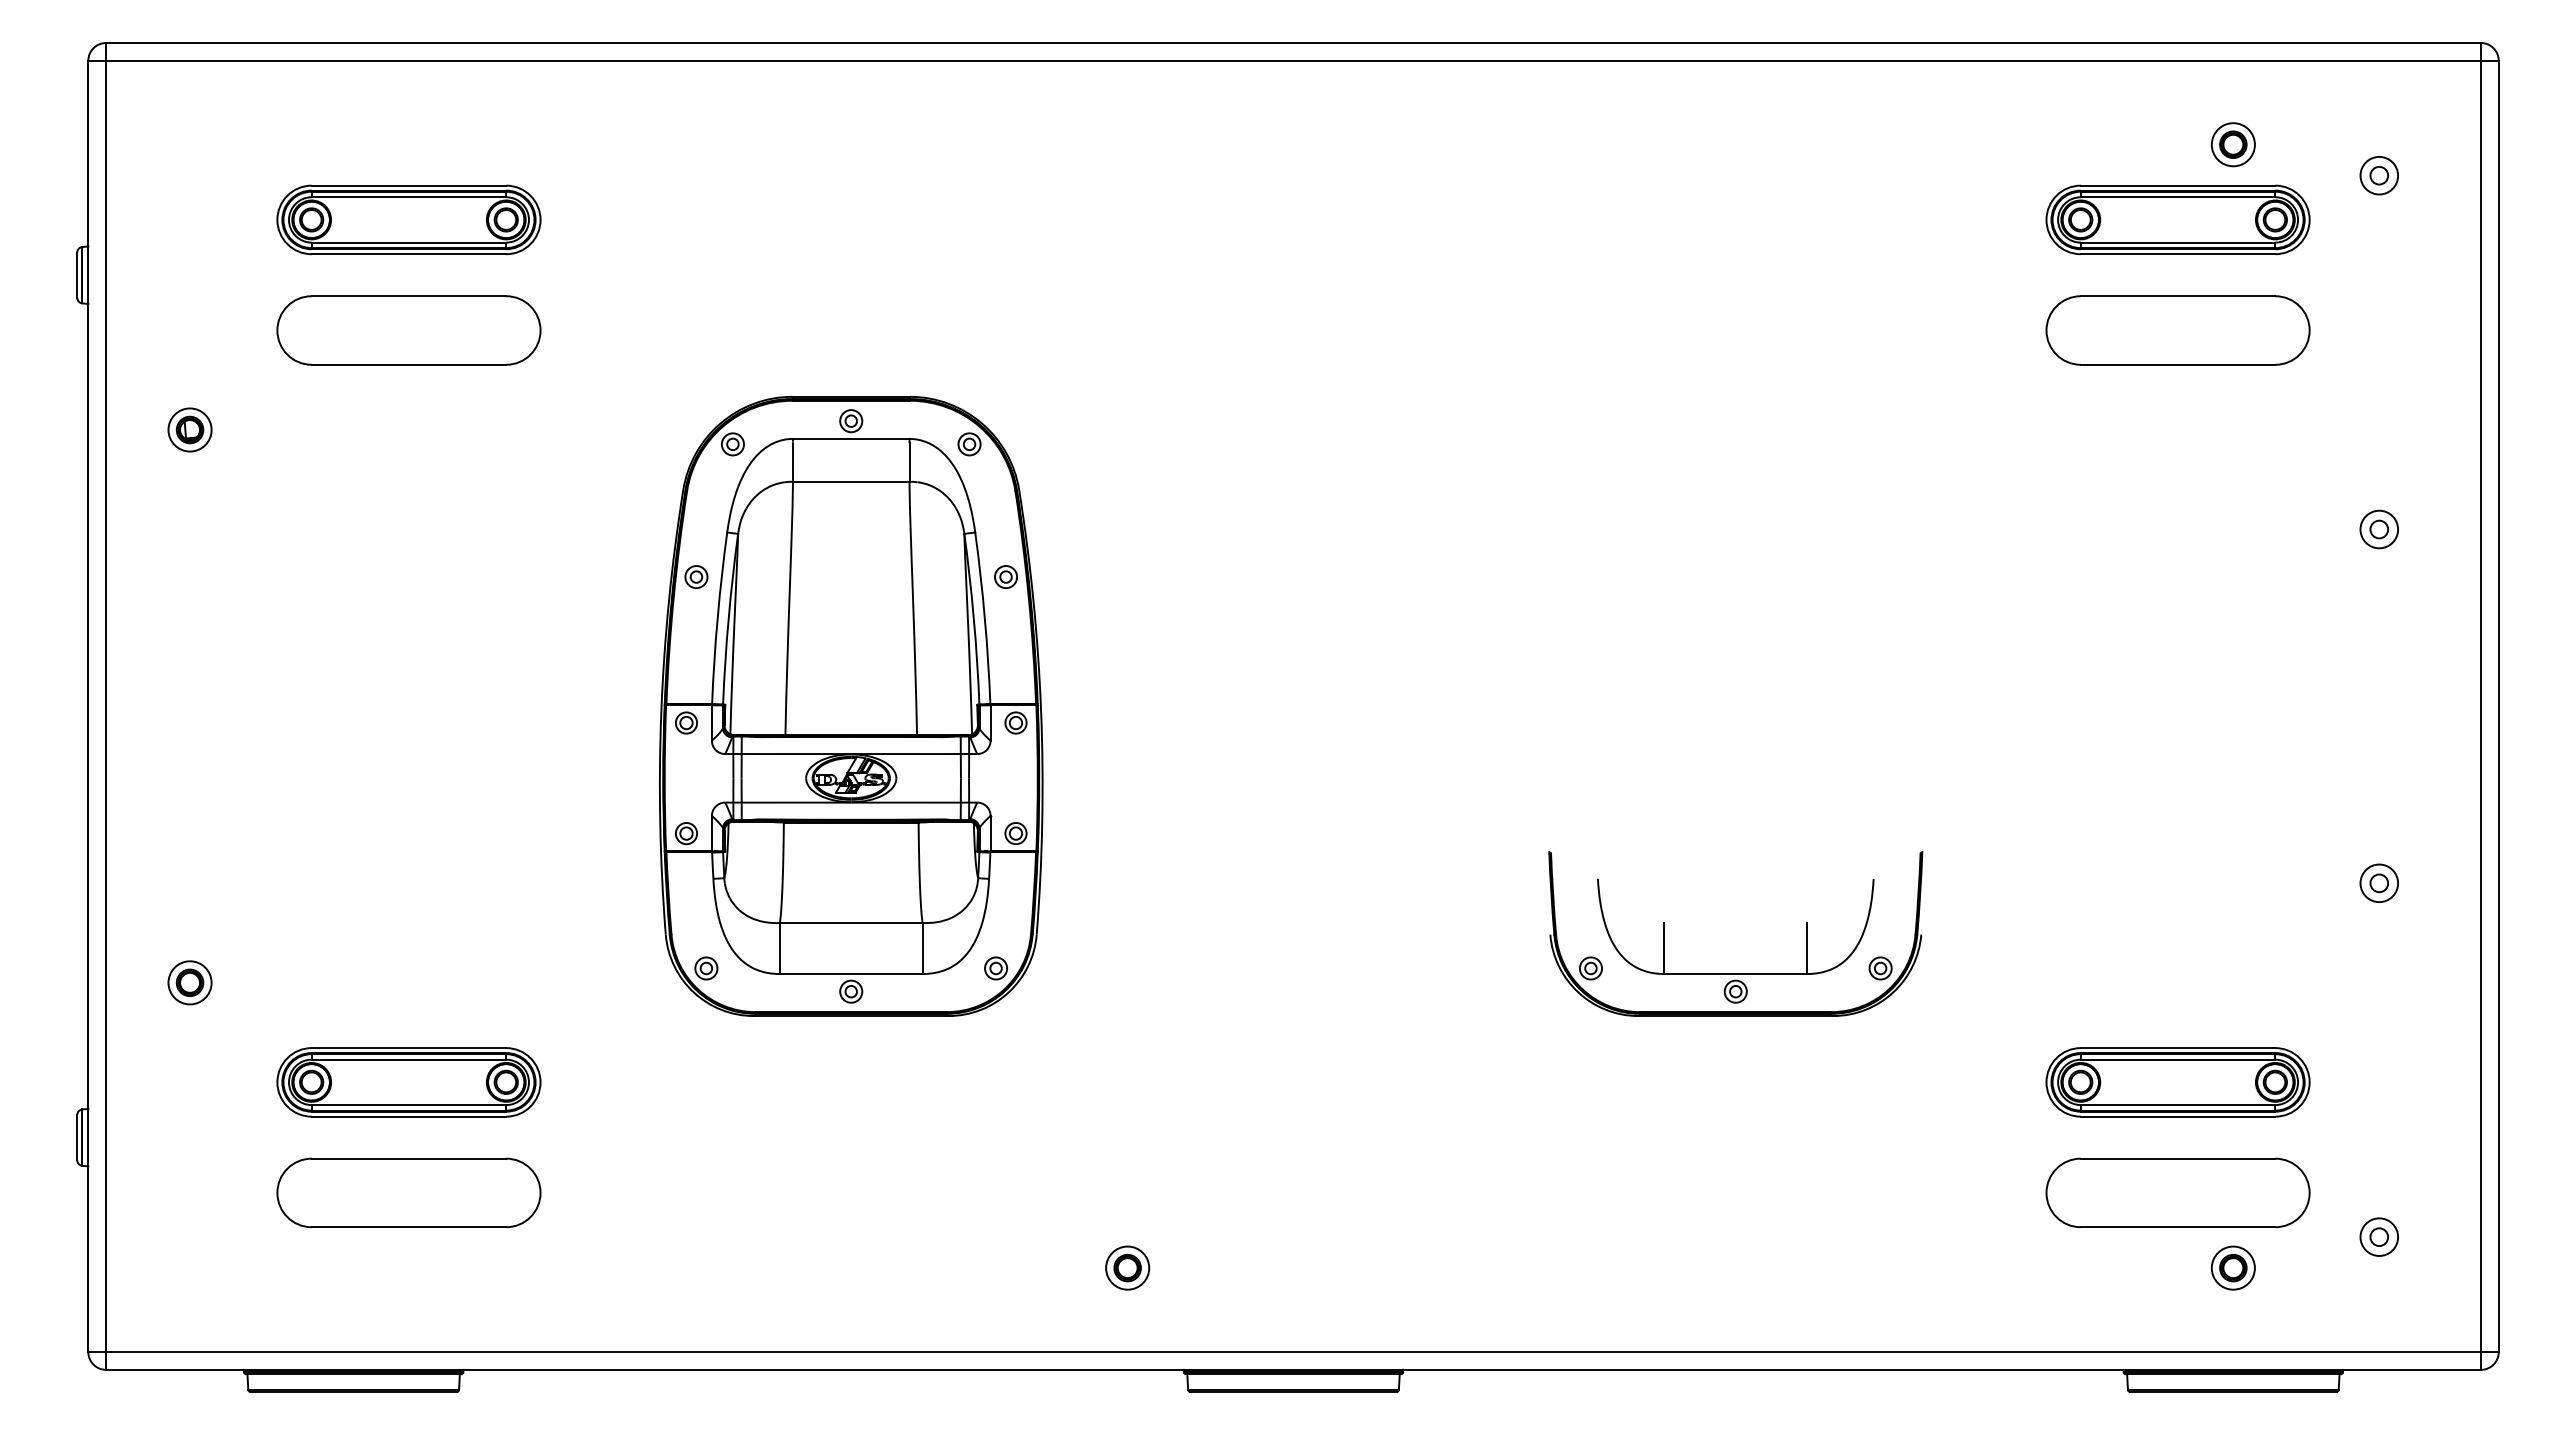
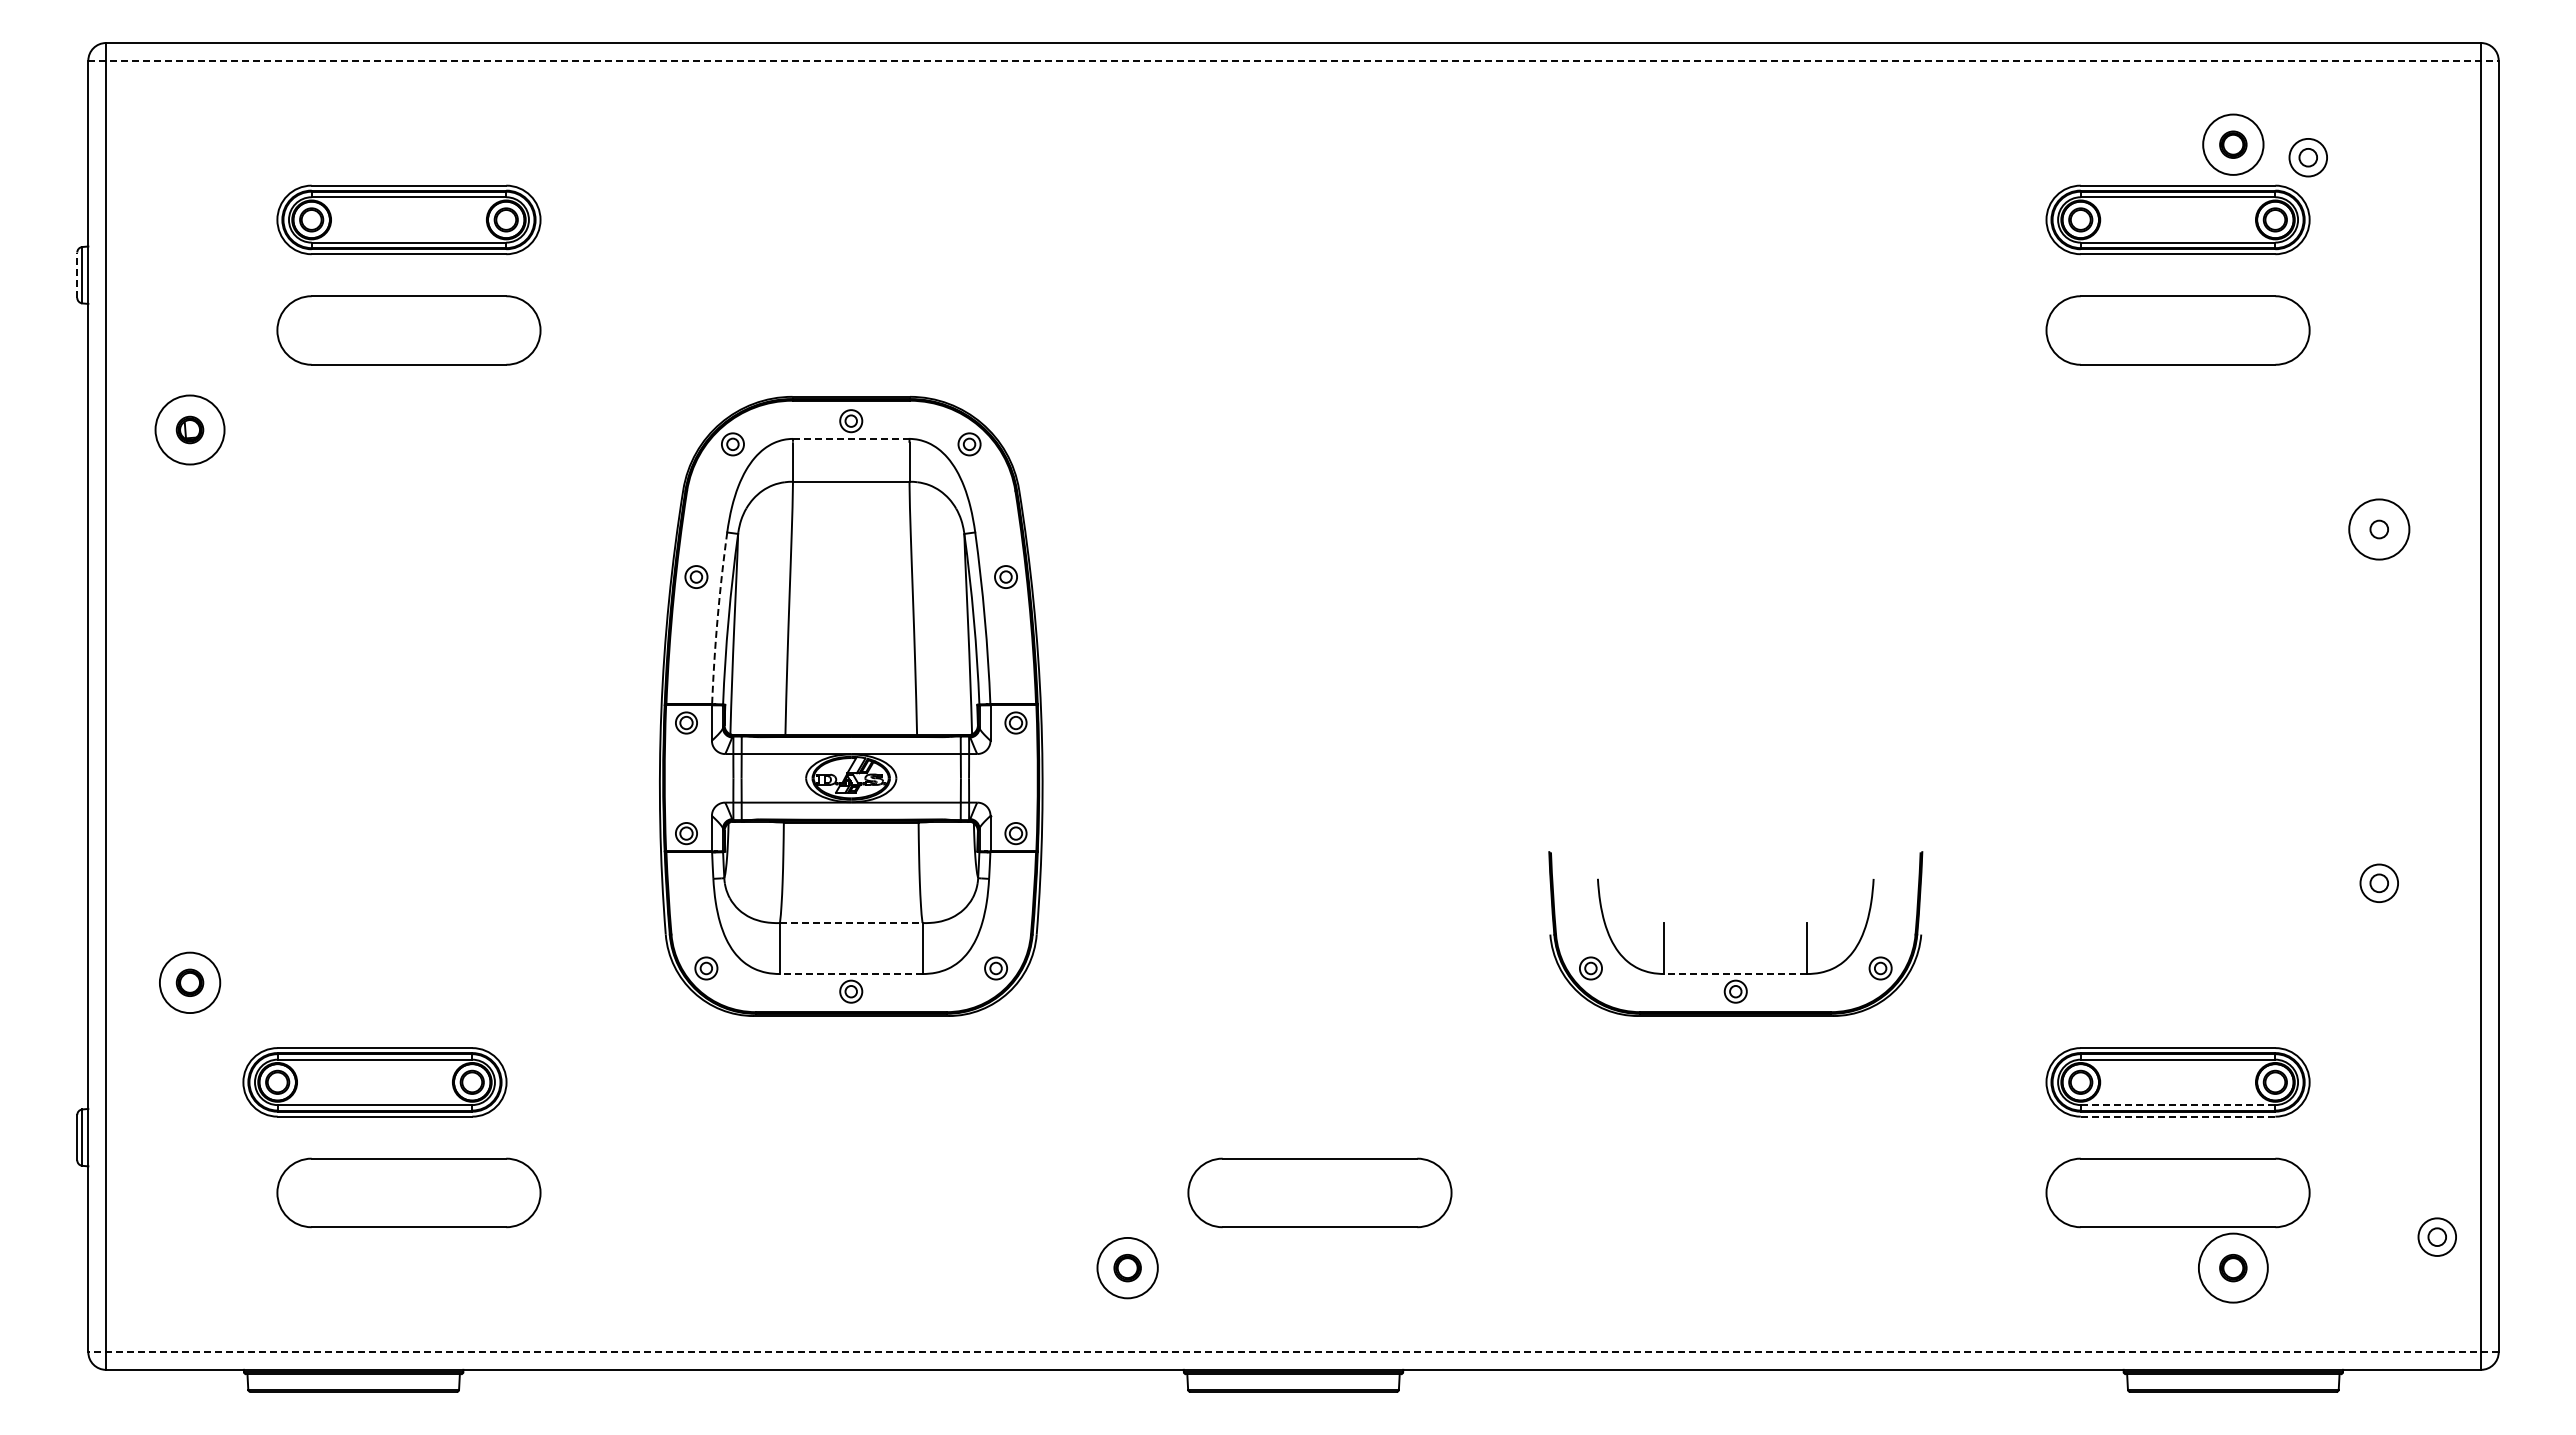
line: solid -> dashed (1294, 60)
circle diameter: 43 px -> 60 px (2233, 144)
part position: (2378, 175) -> (2307, 157) (2307, 157)
line: solid -> dashed (77, 275)
circle diameter: 43 px -> 69 px (189, 429)
line: solid -> dashed (851, 438)
circle diameter: 38 px -> 60 px (2379, 529)
arc: solid -> dashed (717, 618)
line: solid -> dashed (851, 923)
line: solid -> dashed (850, 974)
line: solid -> dashed (1735, 974)
circle diameter: 43 px -> 60 px (189, 982)
part position: (408, 1082) -> (374, 1082) (374, 1082)
line: solid -> dashed (2178, 1105)
line: solid -> dashed (2178, 1116)
part: none -> present (1319, 1192)
part position: (2378, 1236) -> (2436, 1236) (2436, 1236)
circle diameter: 43 px -> 60 px (1127, 1267)
circle diameter: 43 px -> 69 px (2232, 1267)
line: solid -> dashed (1293, 1352)
